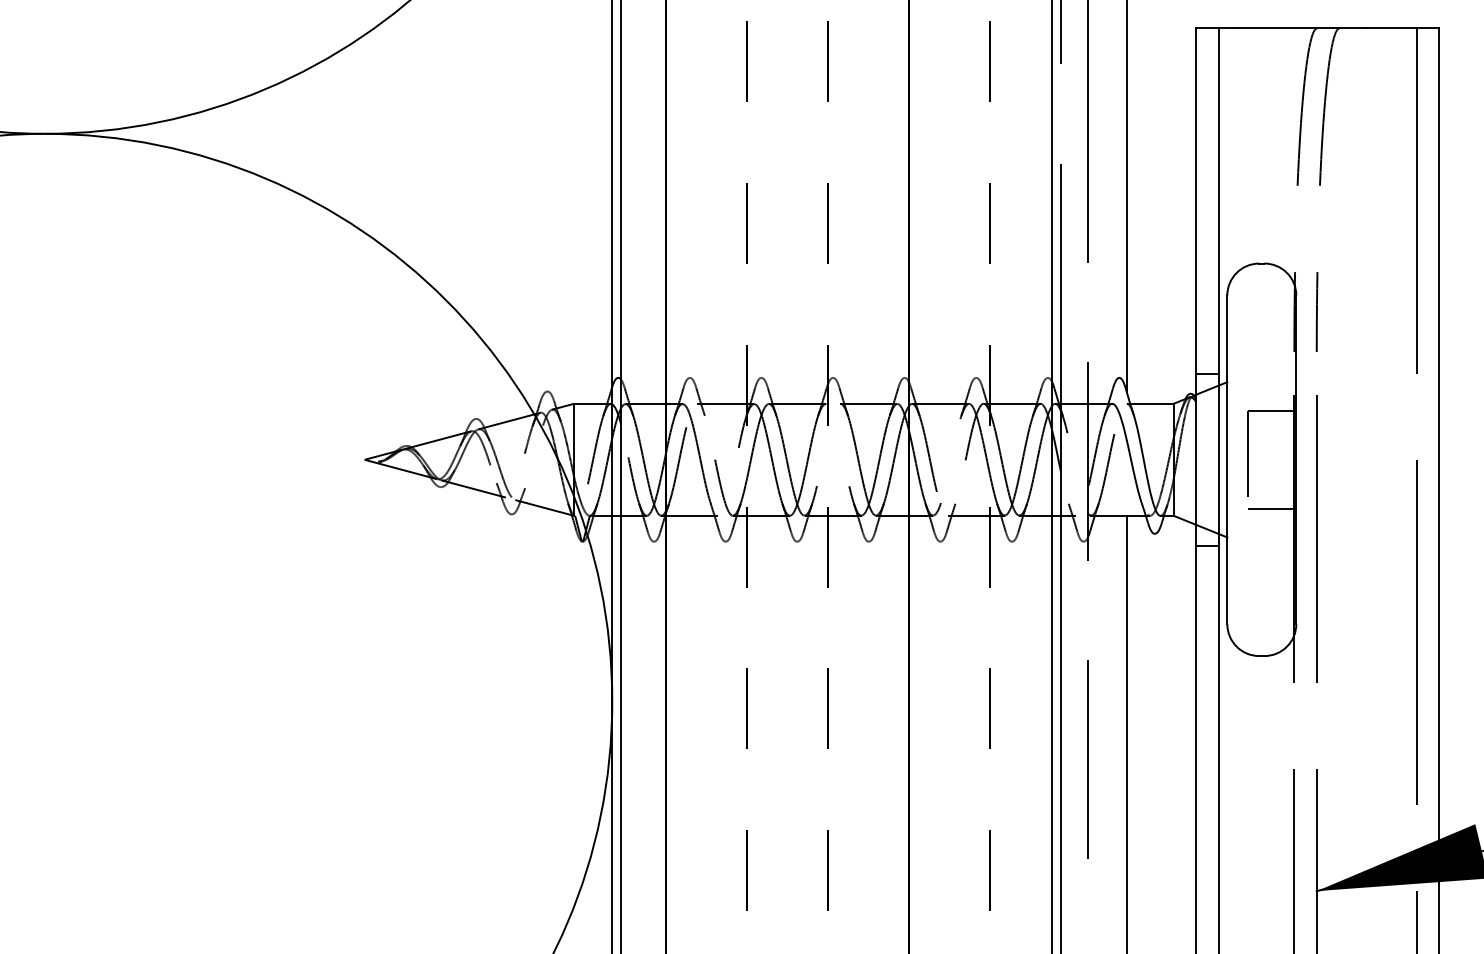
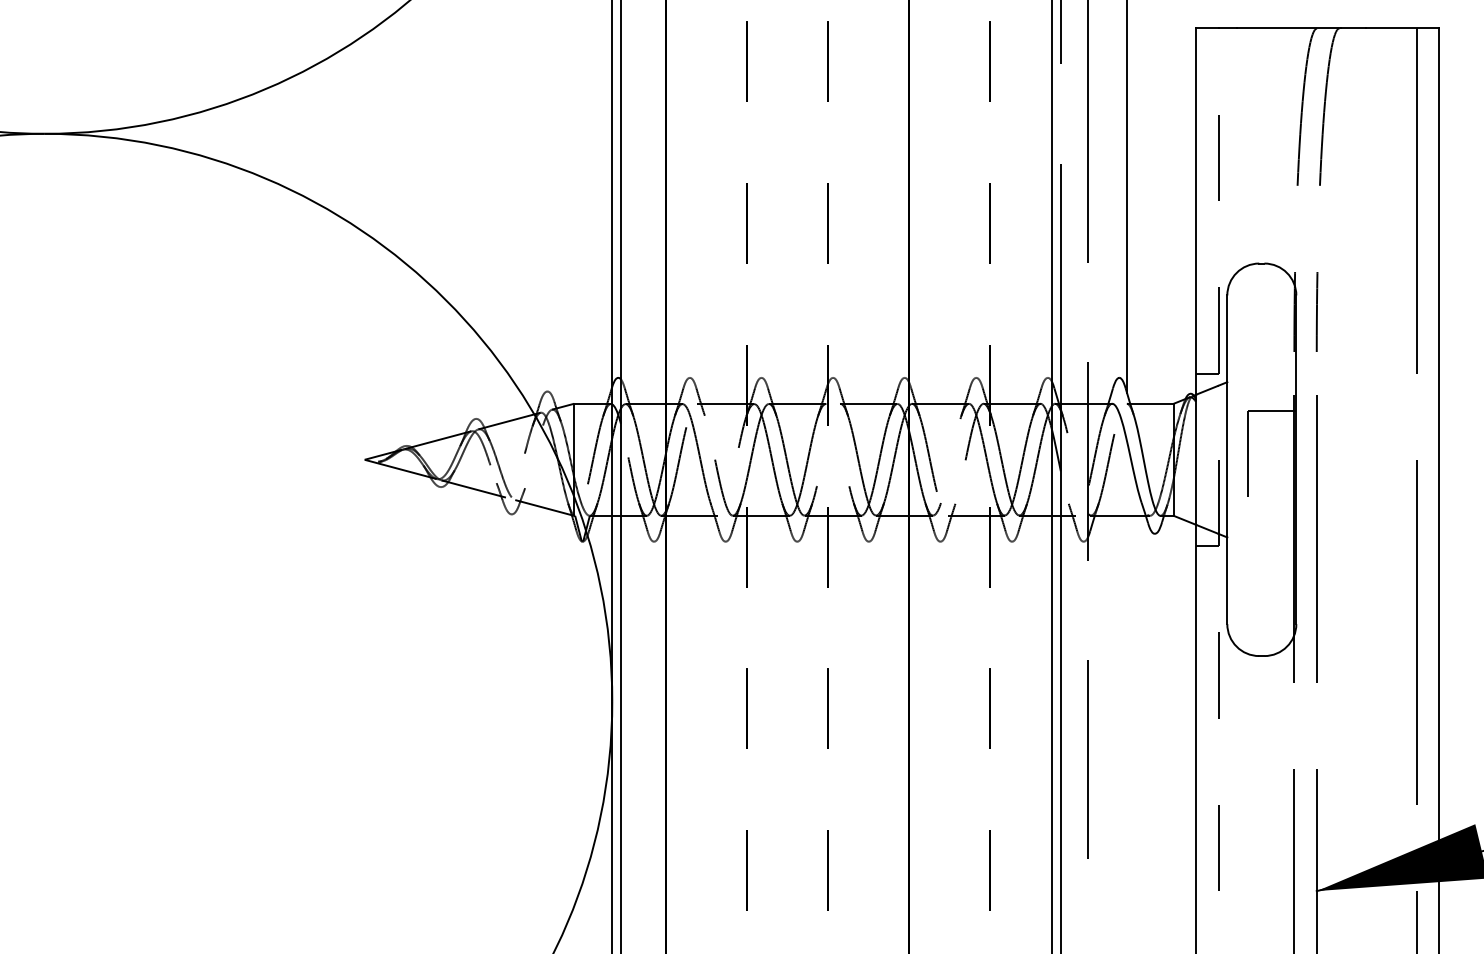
line: solid -> dashed (1218, 490)
line: present -> none (1272, 508)
line: present -> none (1126, 732)
